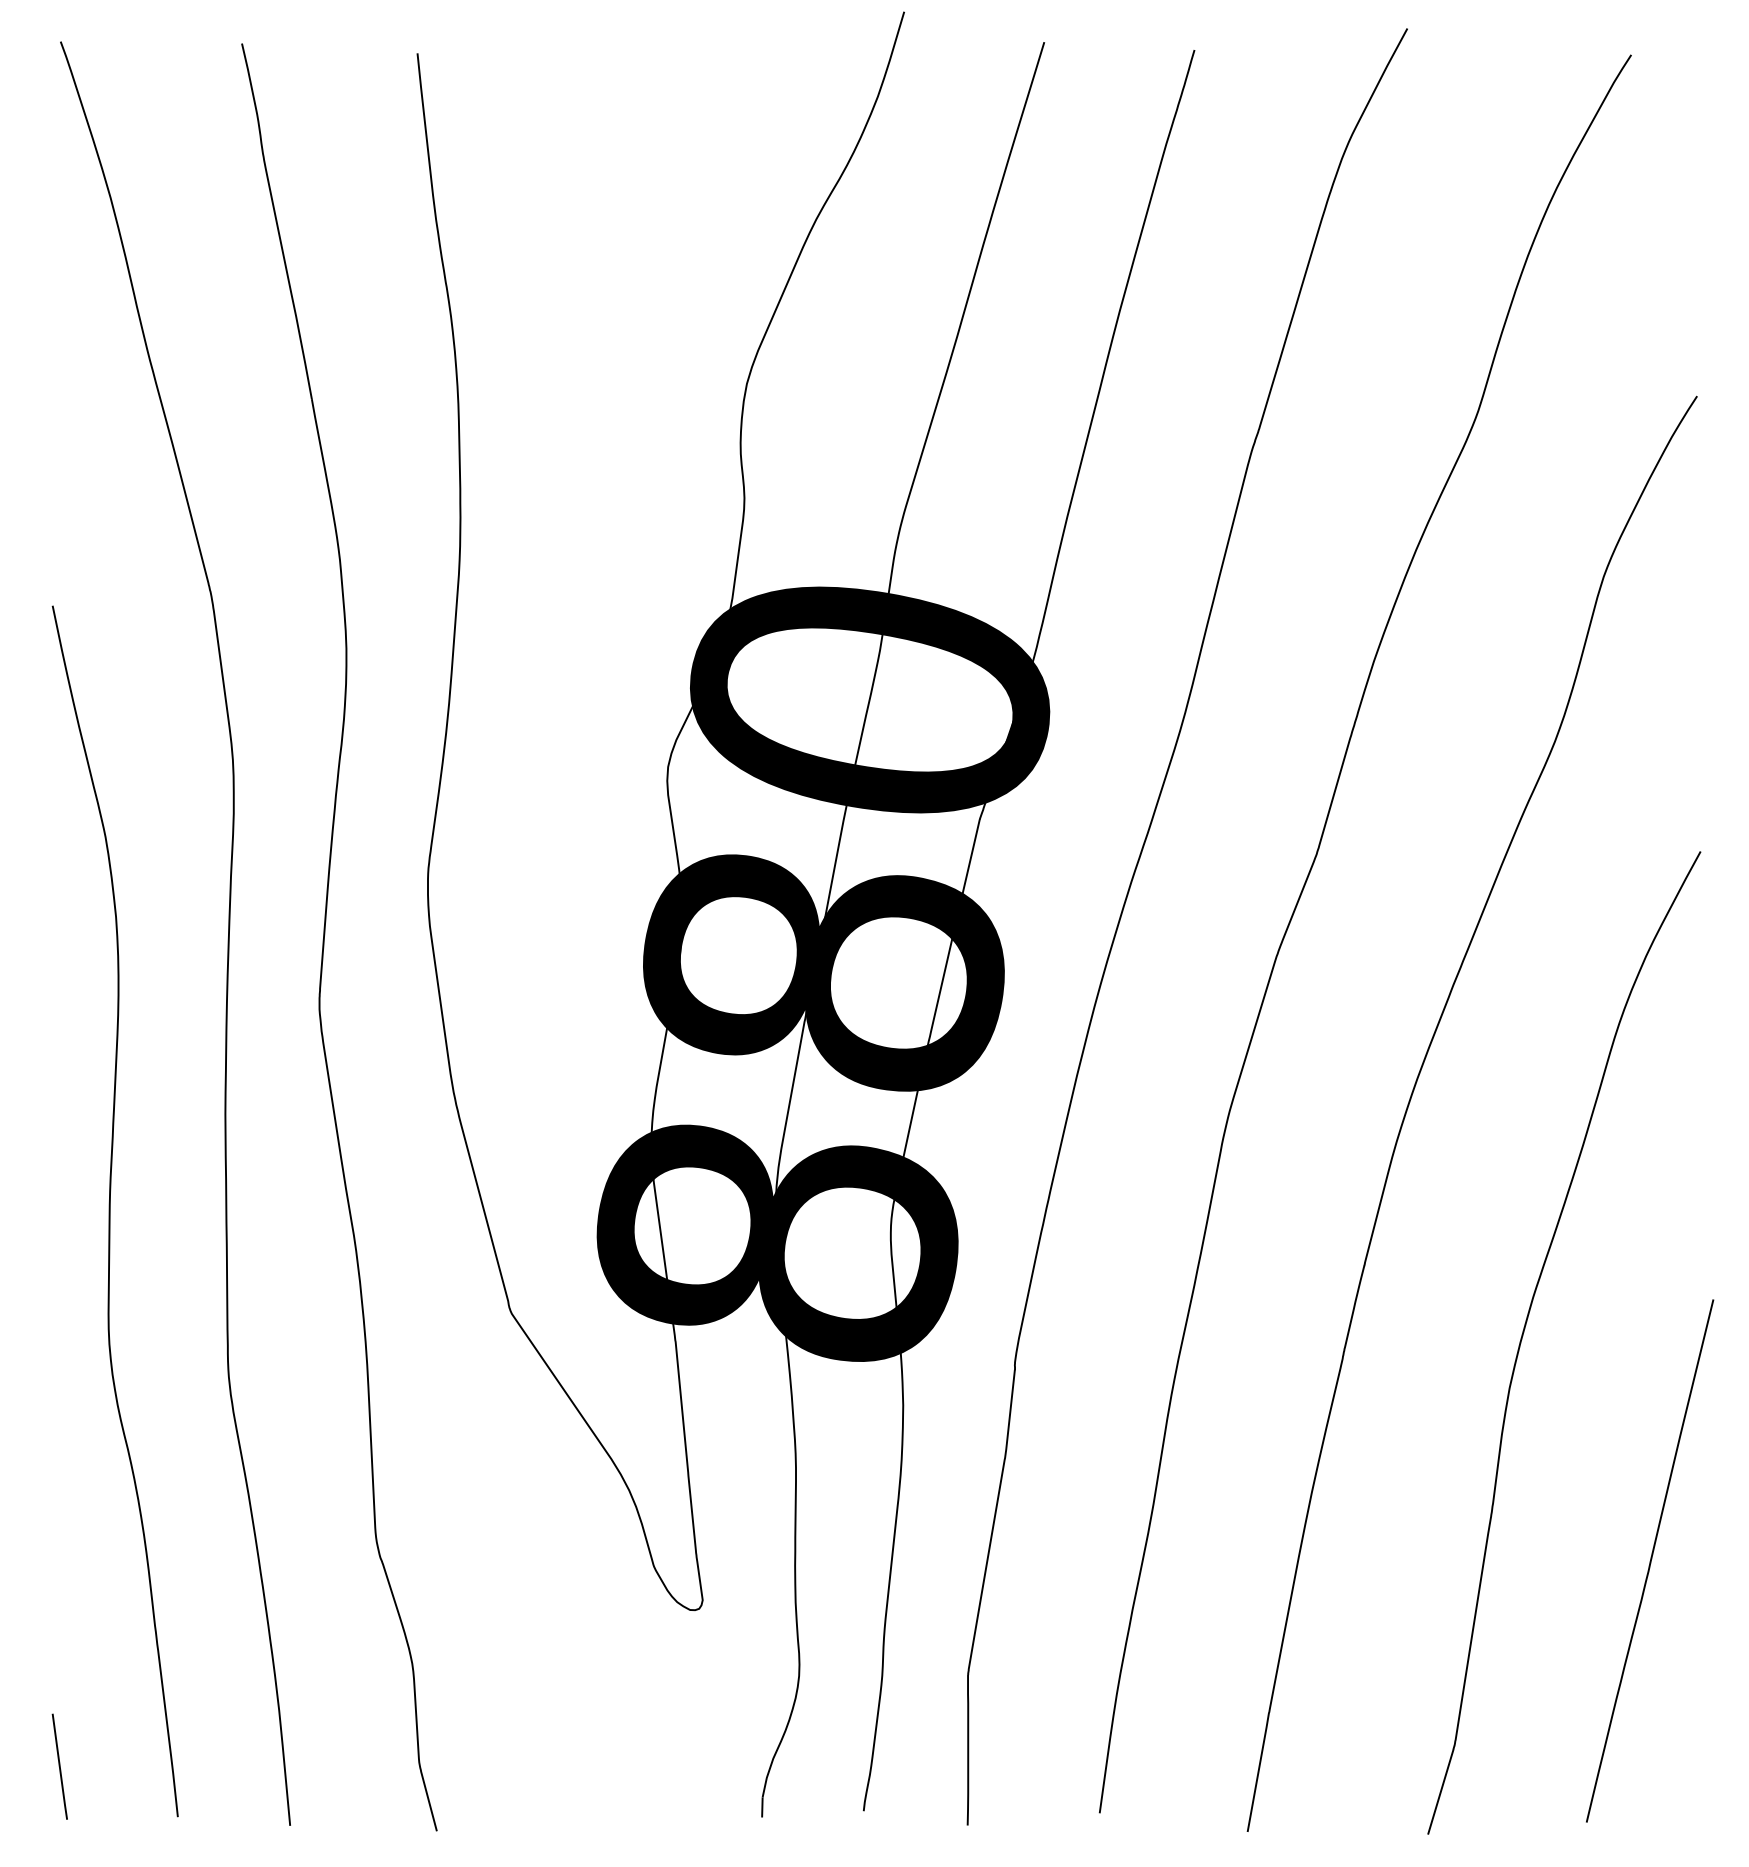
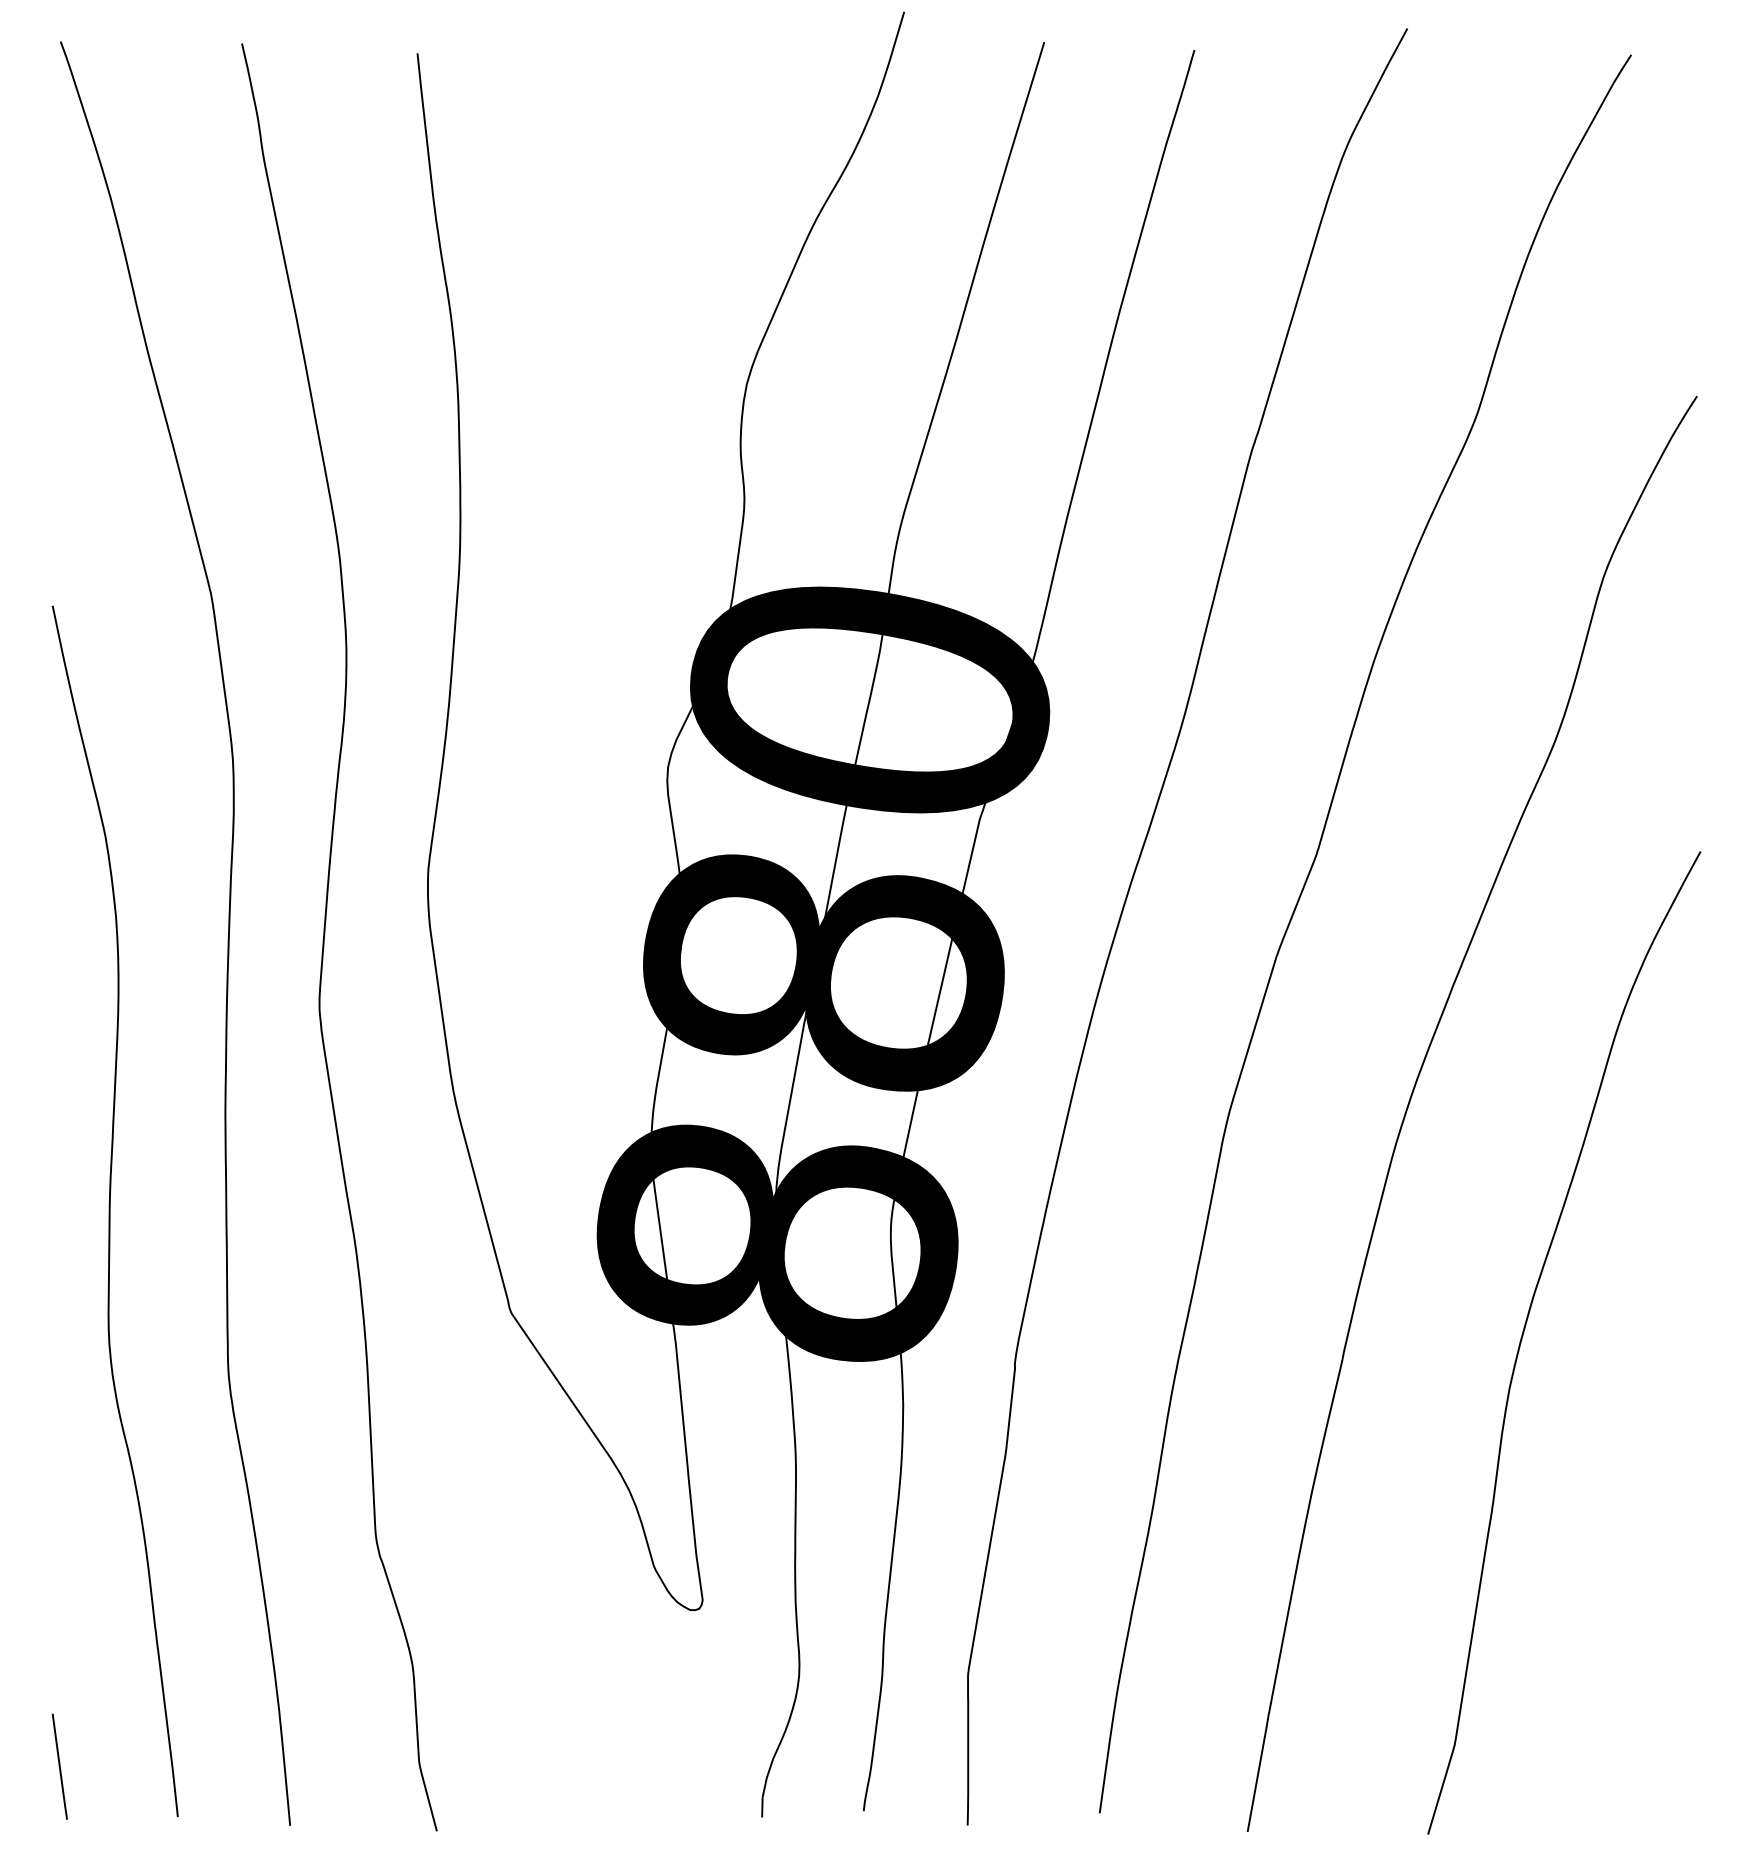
curve: present -> none (1650, 1560)
